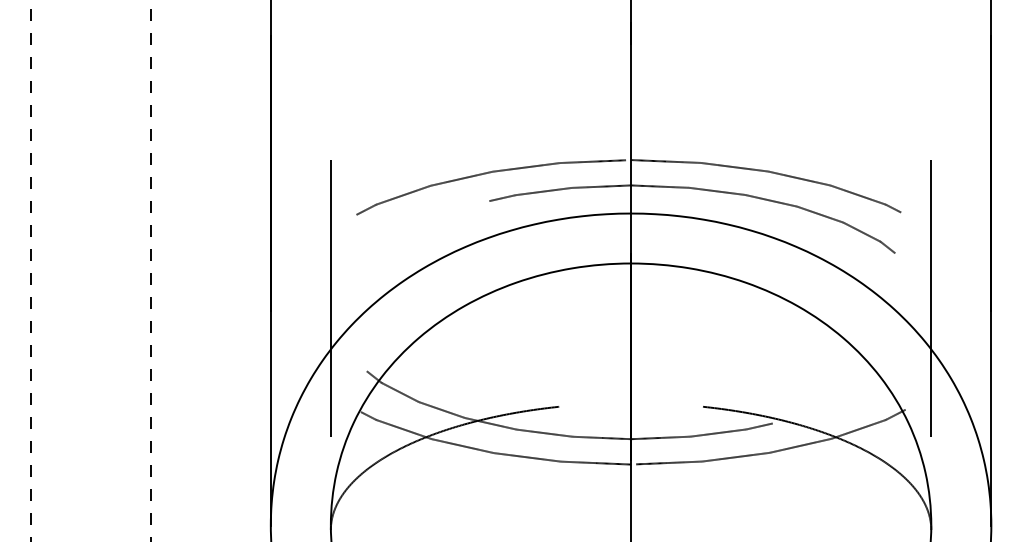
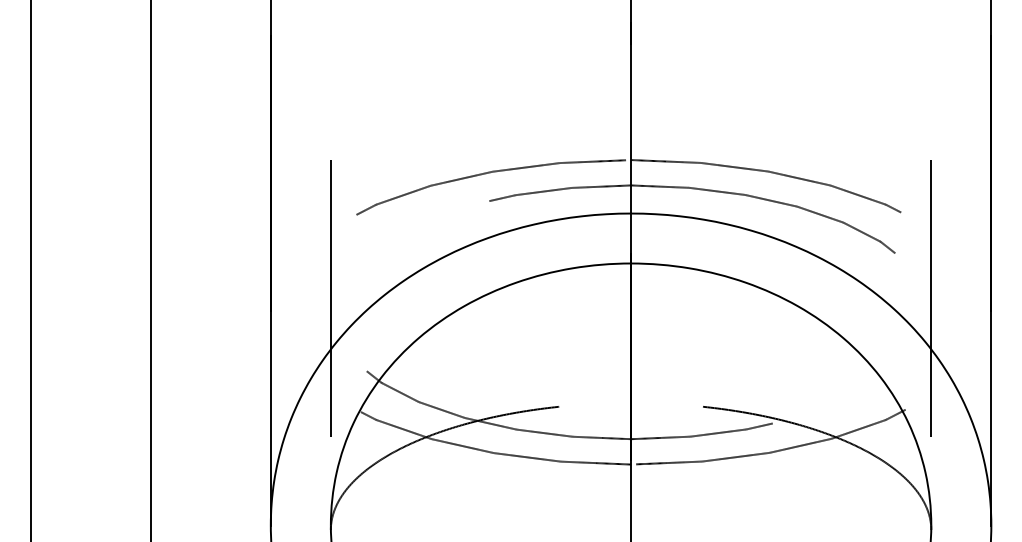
line: dashed -> solid (30, 271)
line: dashed -> solid (150, 271)
